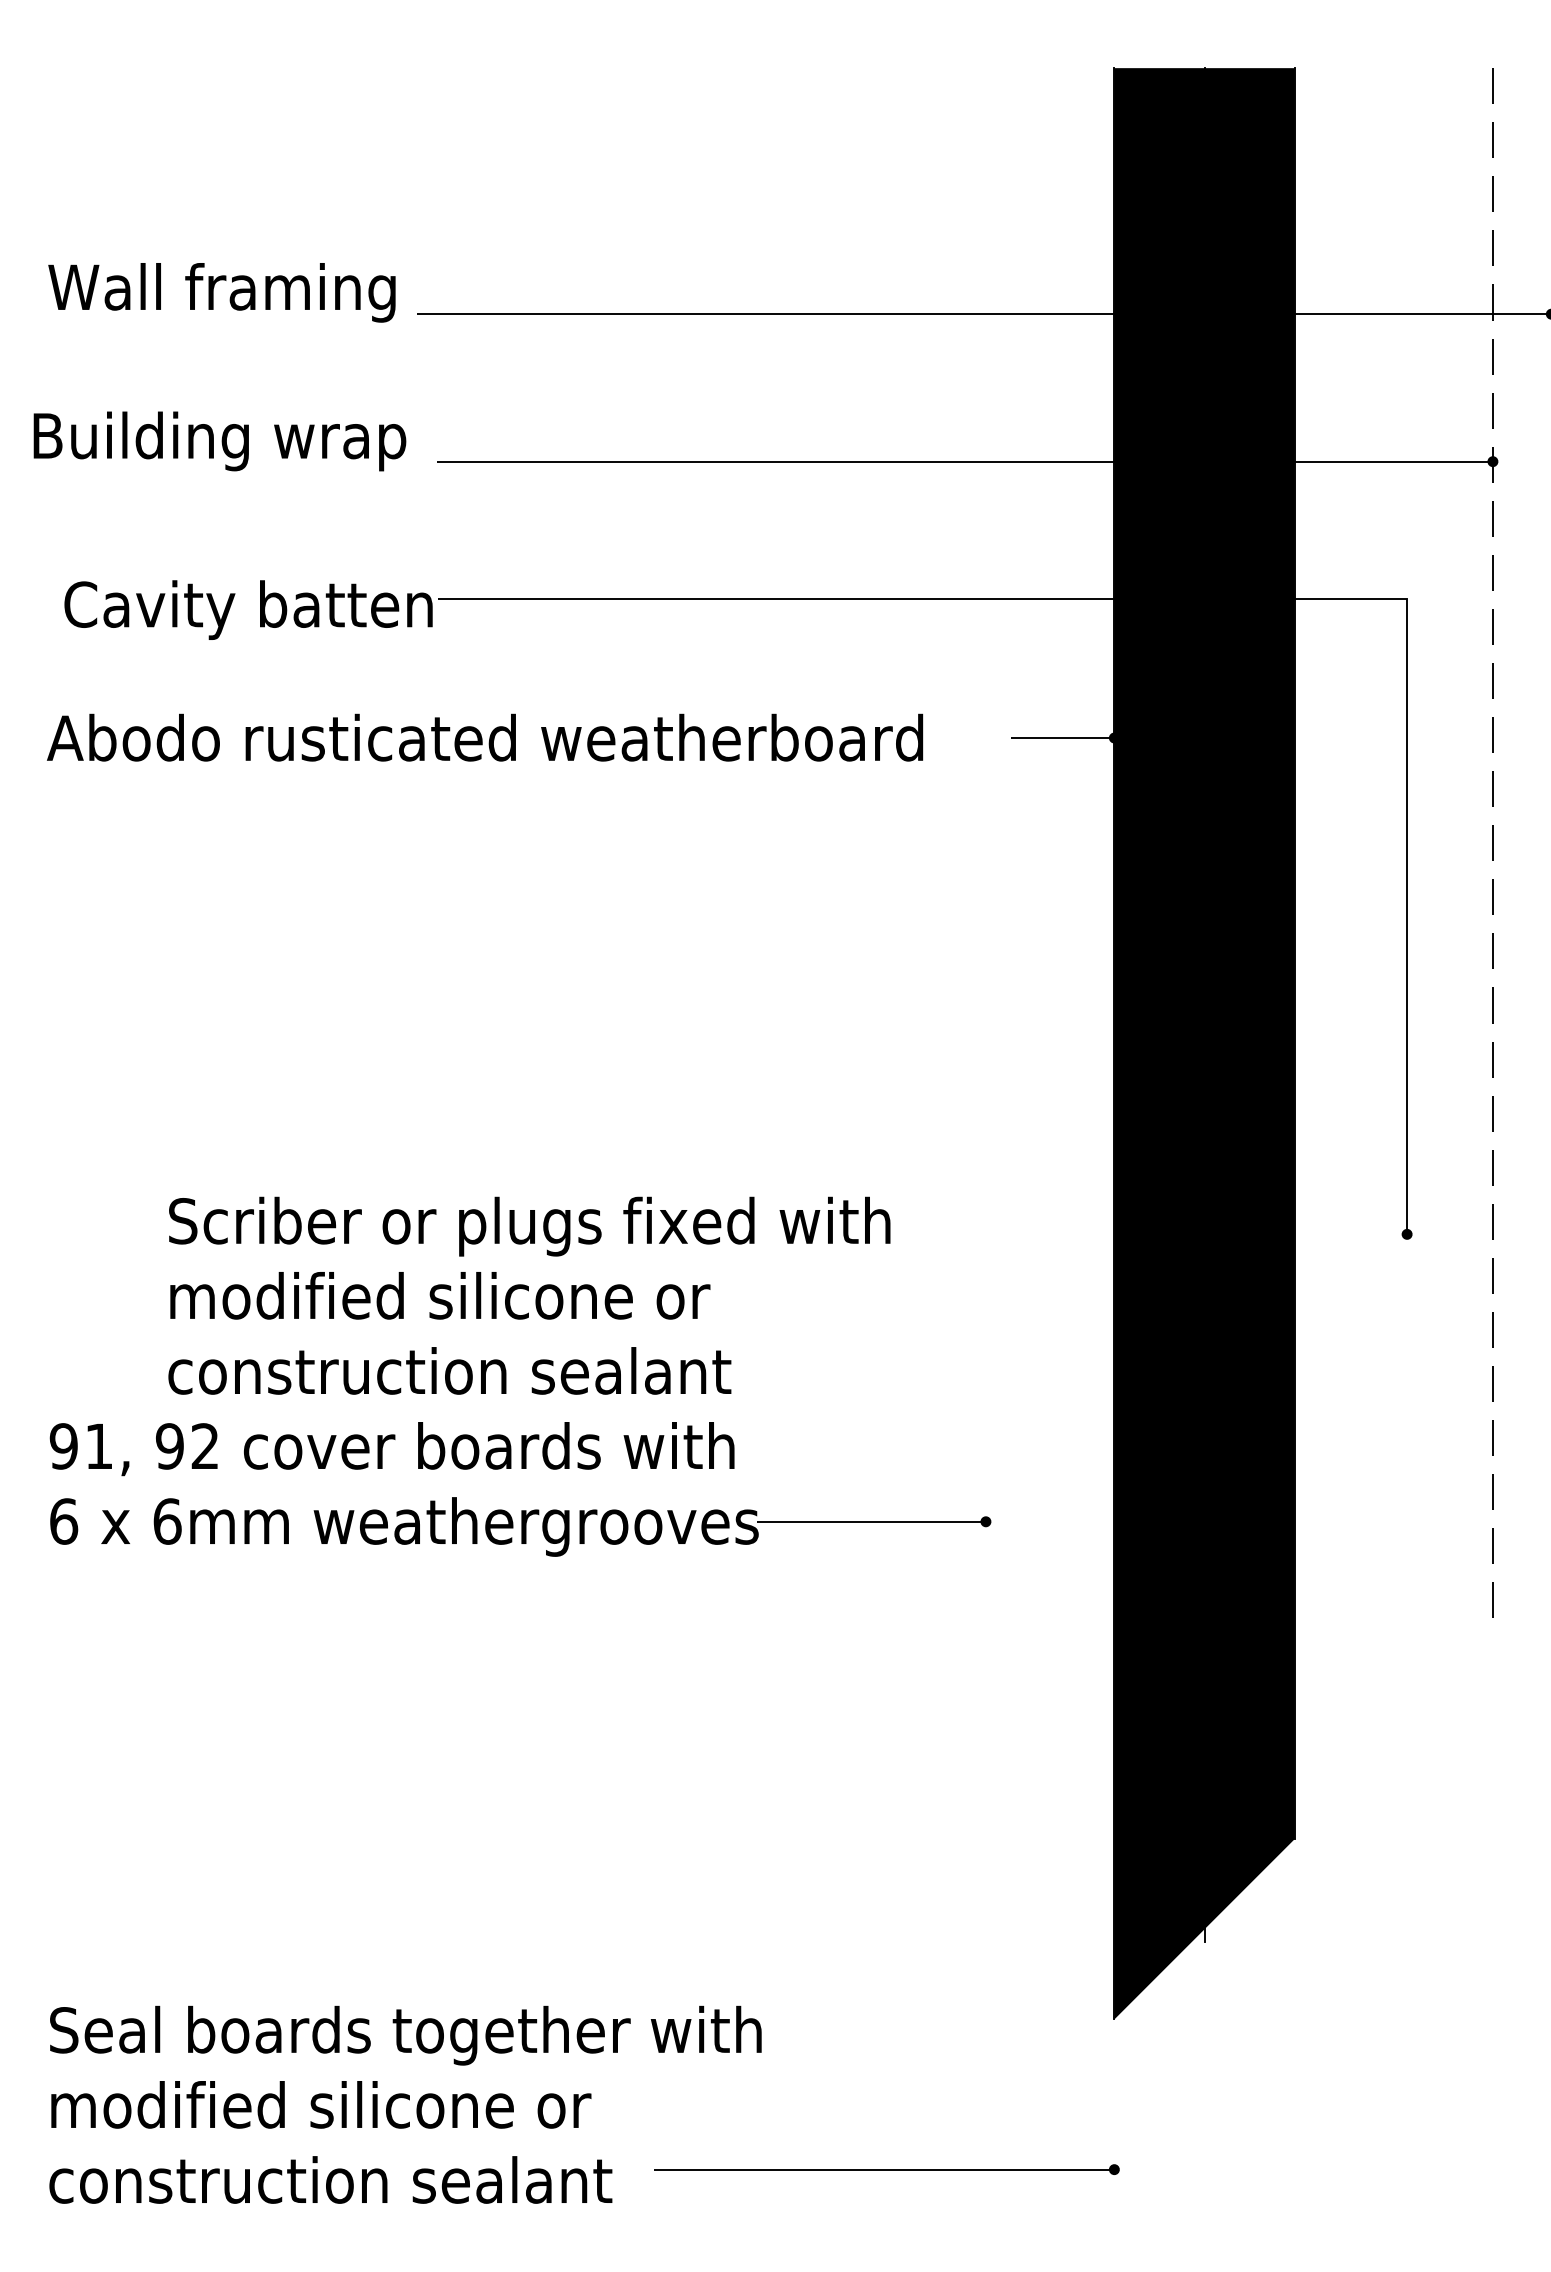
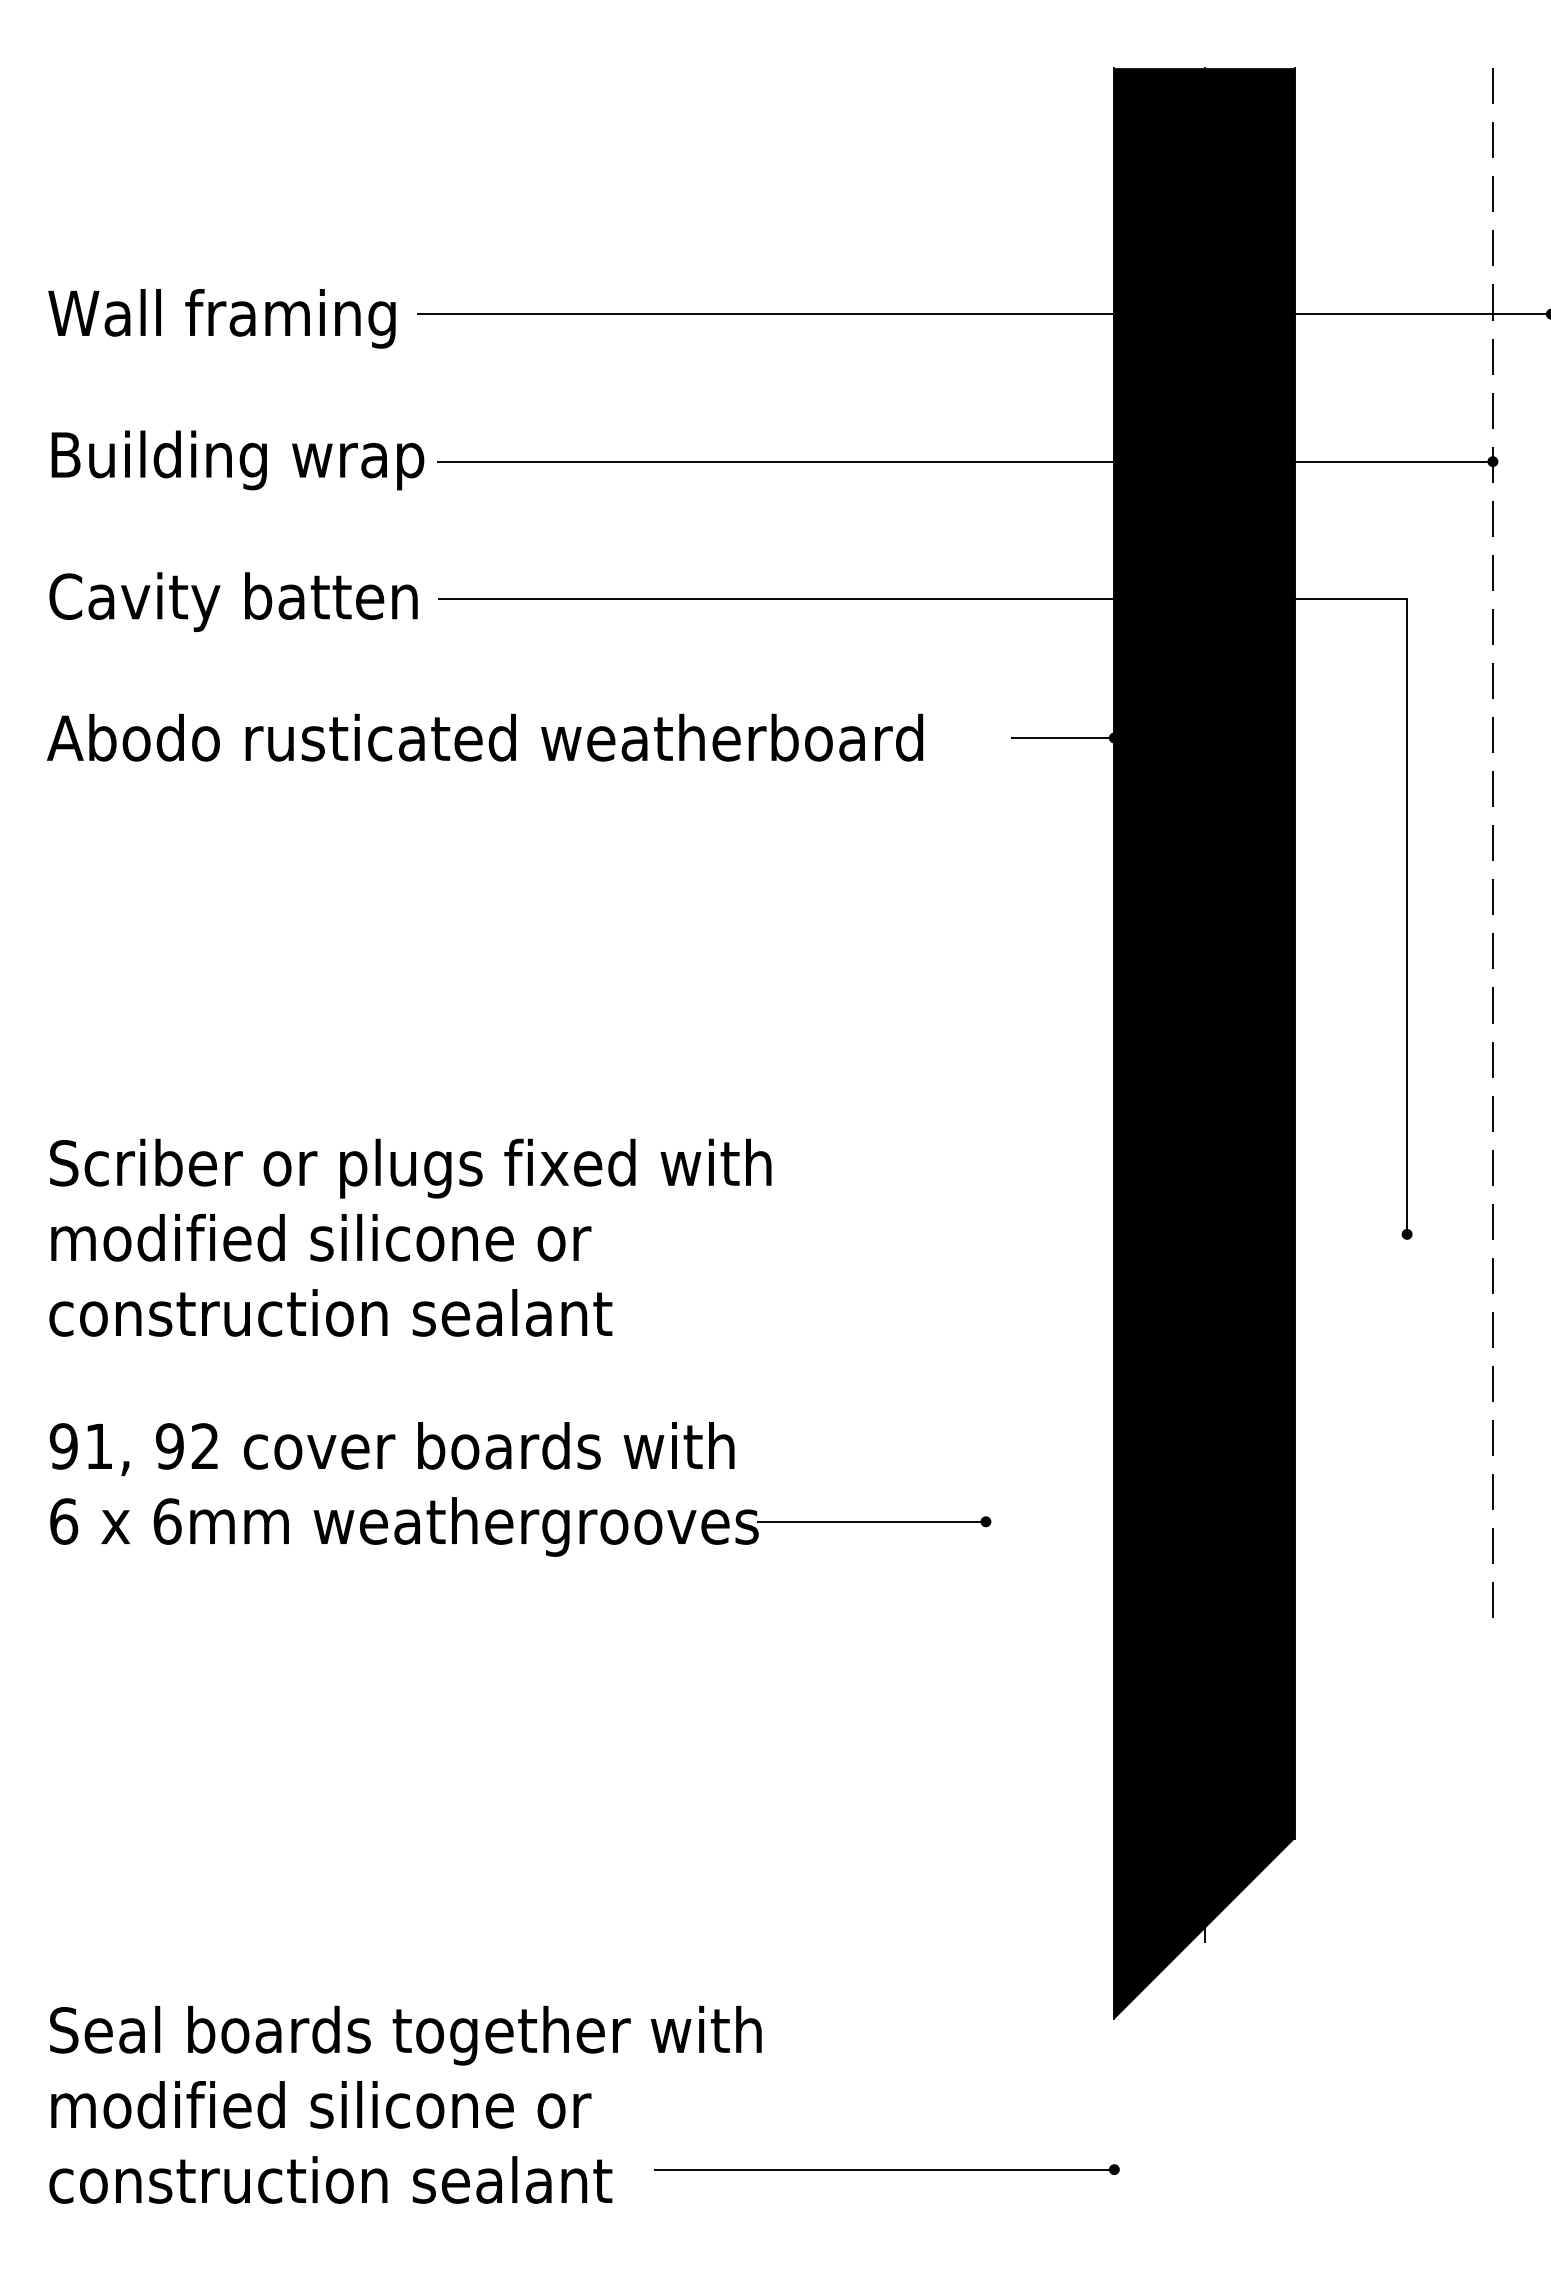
text position: (221, 292) -> (221, 318) (221, 318)
text position: (219, 441) -> (237, 460) (237, 460)
text position: (248, 609) -> (233, 601) (233, 601)
text position: (529, 1295) -> (410, 1237) (410, 1237)
